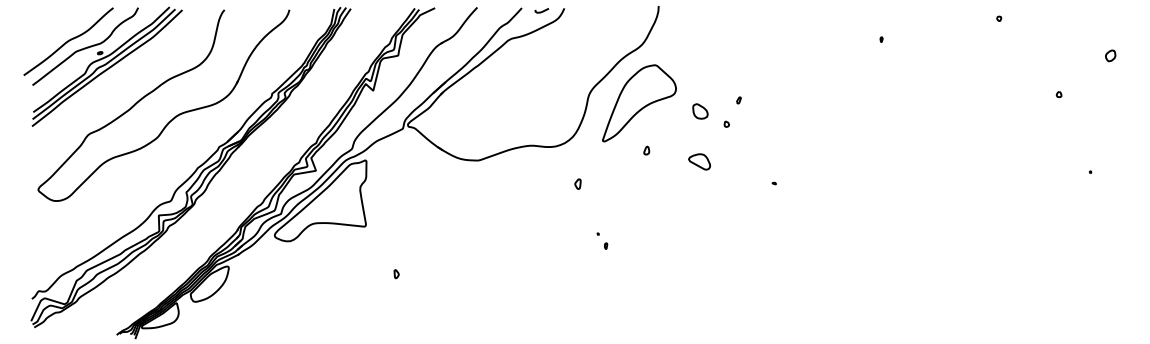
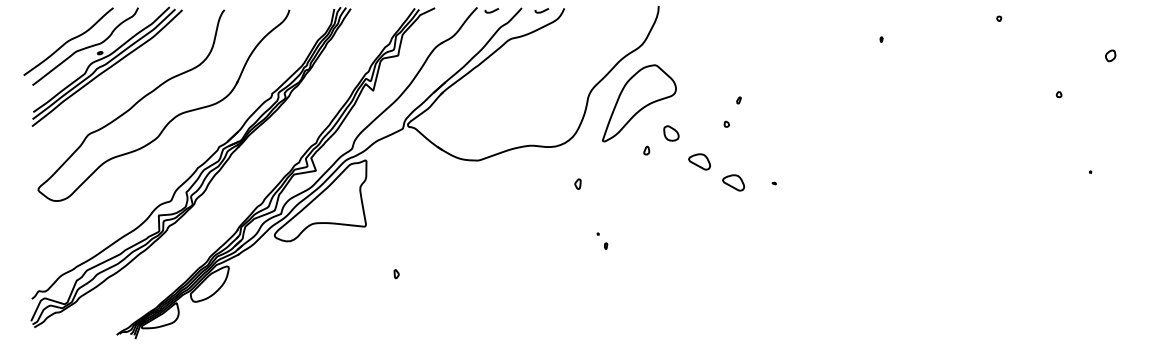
curve: none -> present (492, 10)
part position: (700, 111) -> (671, 133) (671, 133)
part: none -> present (733, 182)
